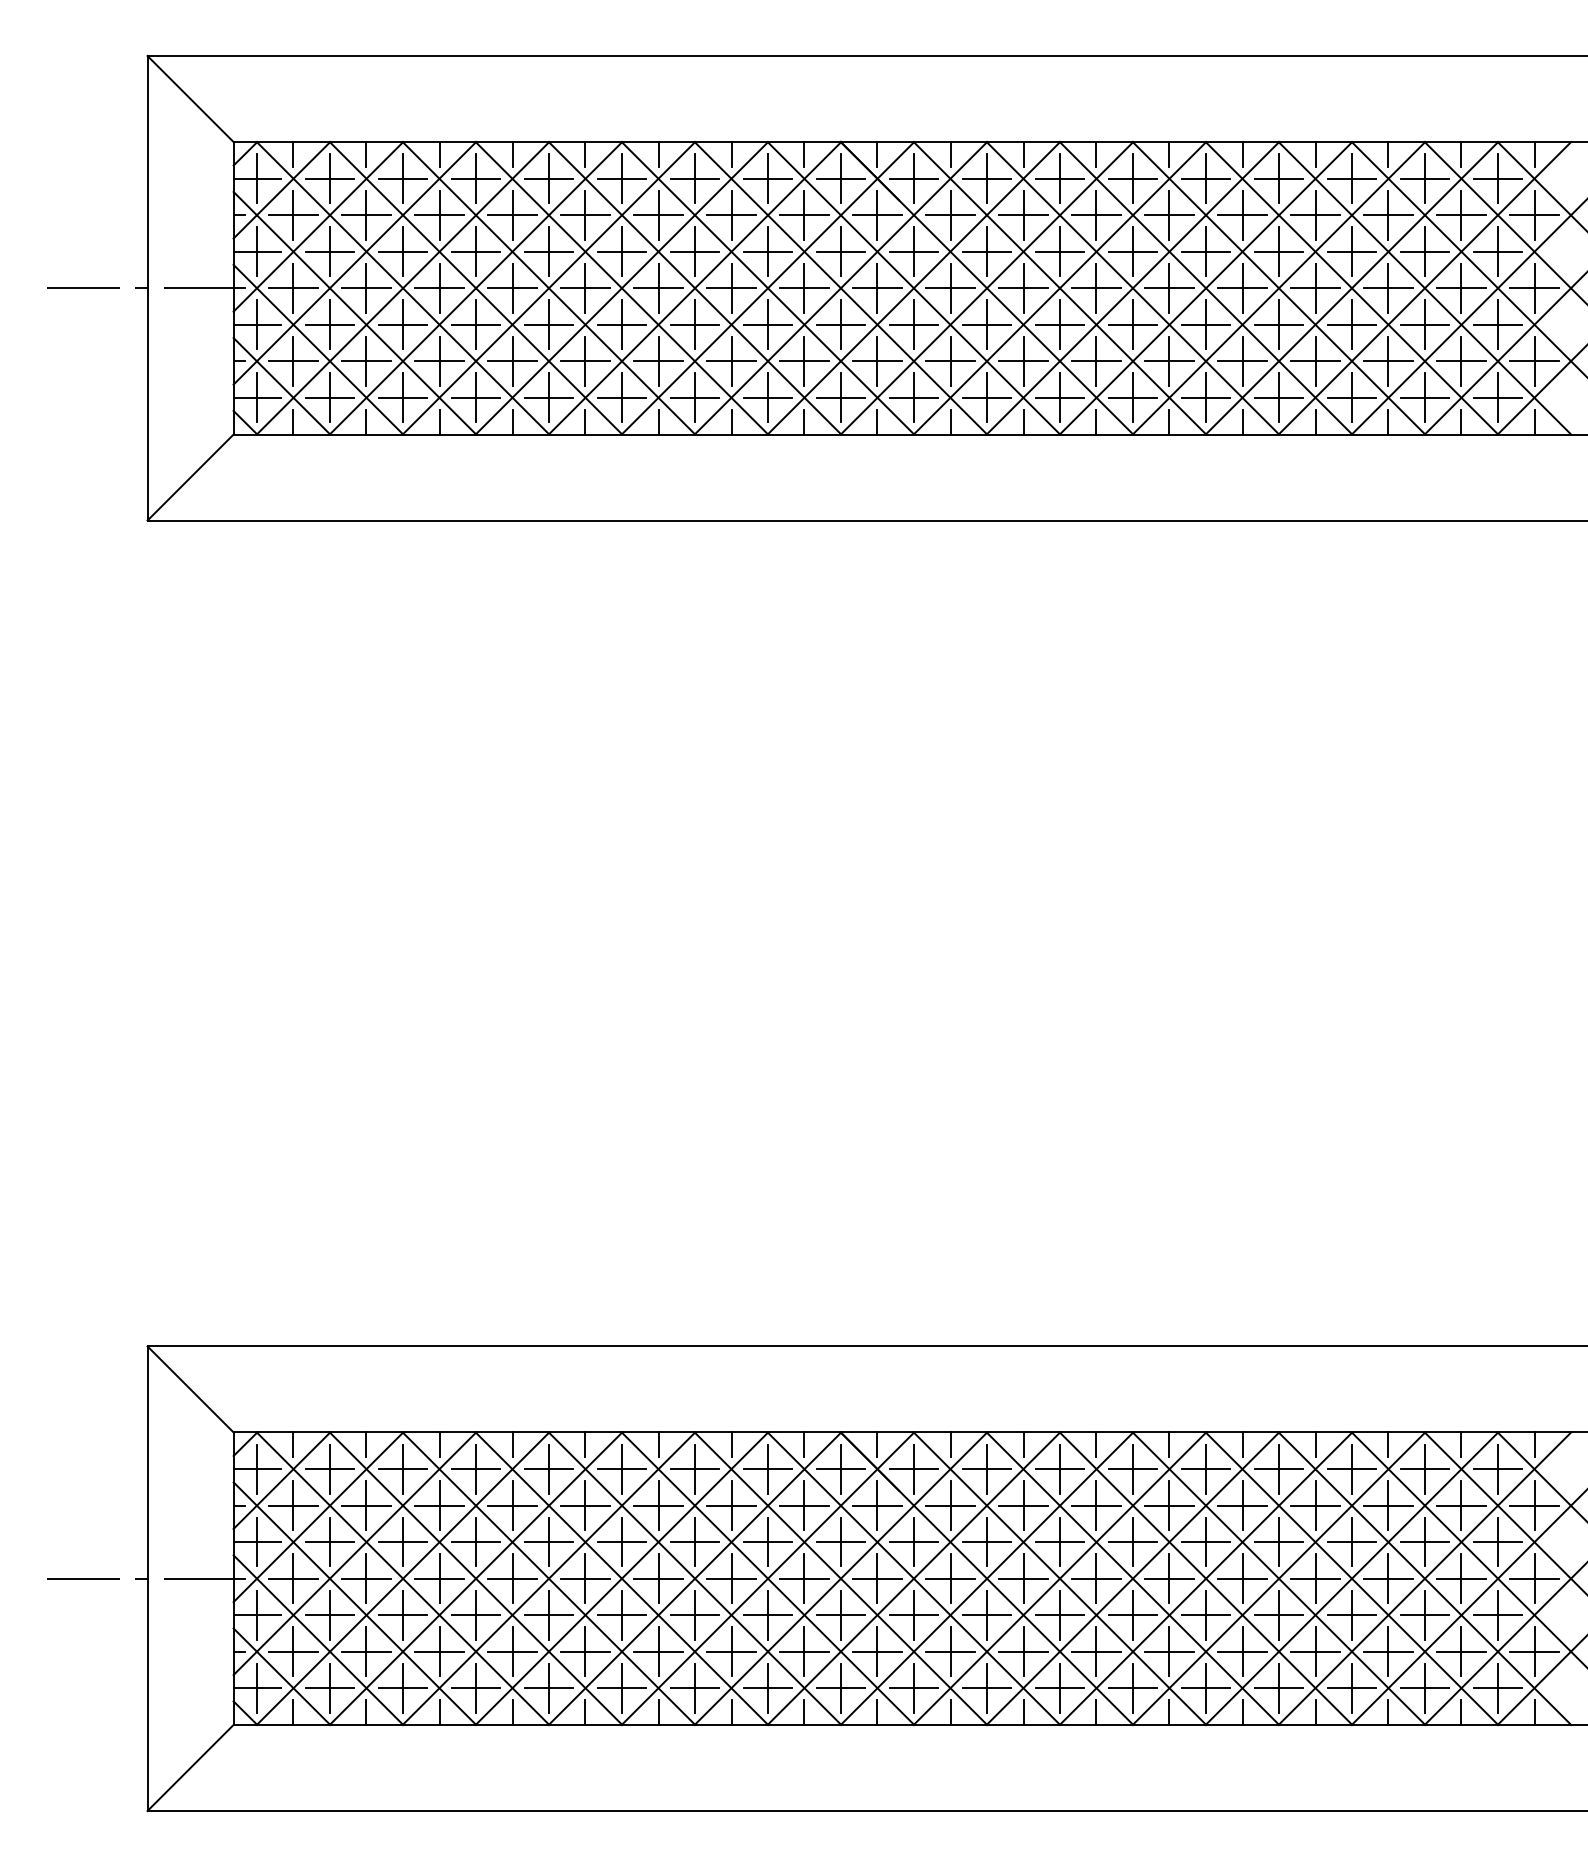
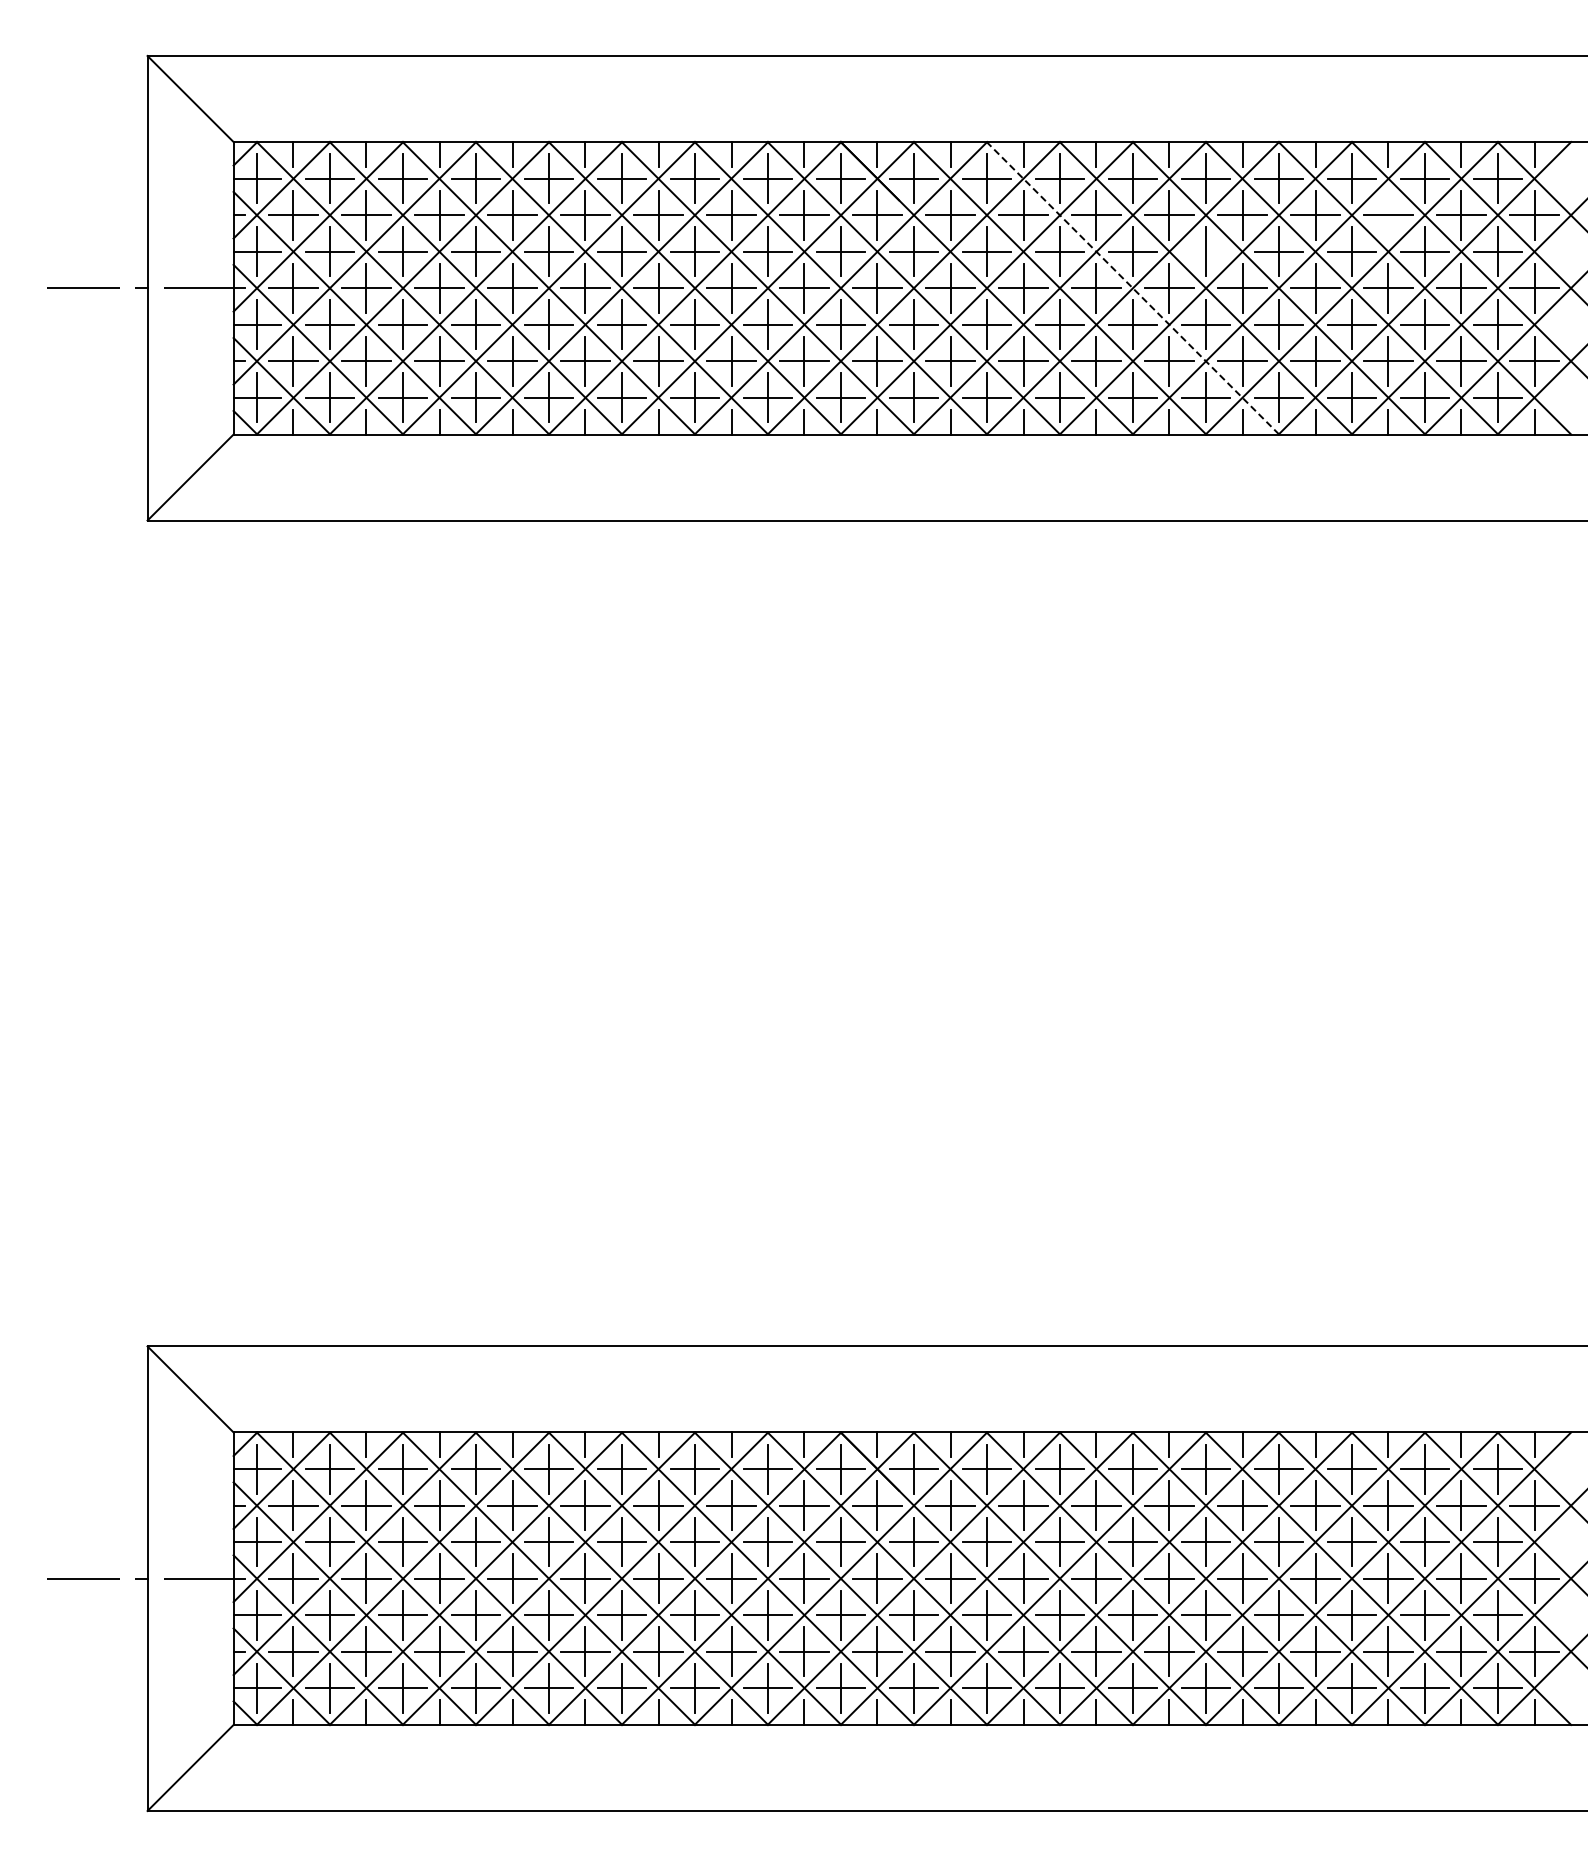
line: present -> none (1388, 214)
line: present -> none (1205, 251)
line: solid -> dashed (1132, 288)
